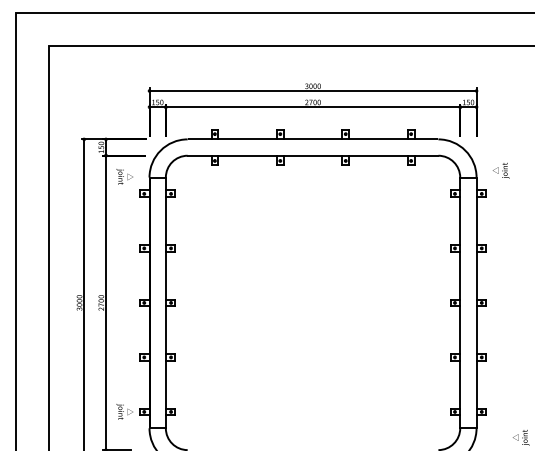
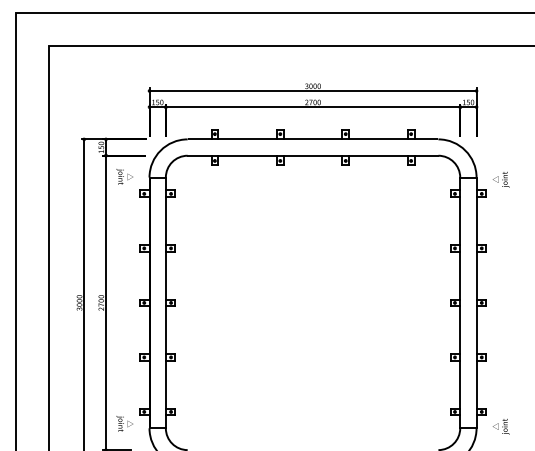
text position: (500, 170) -> (500, 179) (500, 179)
text position: (124, 411) -> (124, 423) (124, 423)
text position: (520, 437) -> (500, 426) (500, 426)
